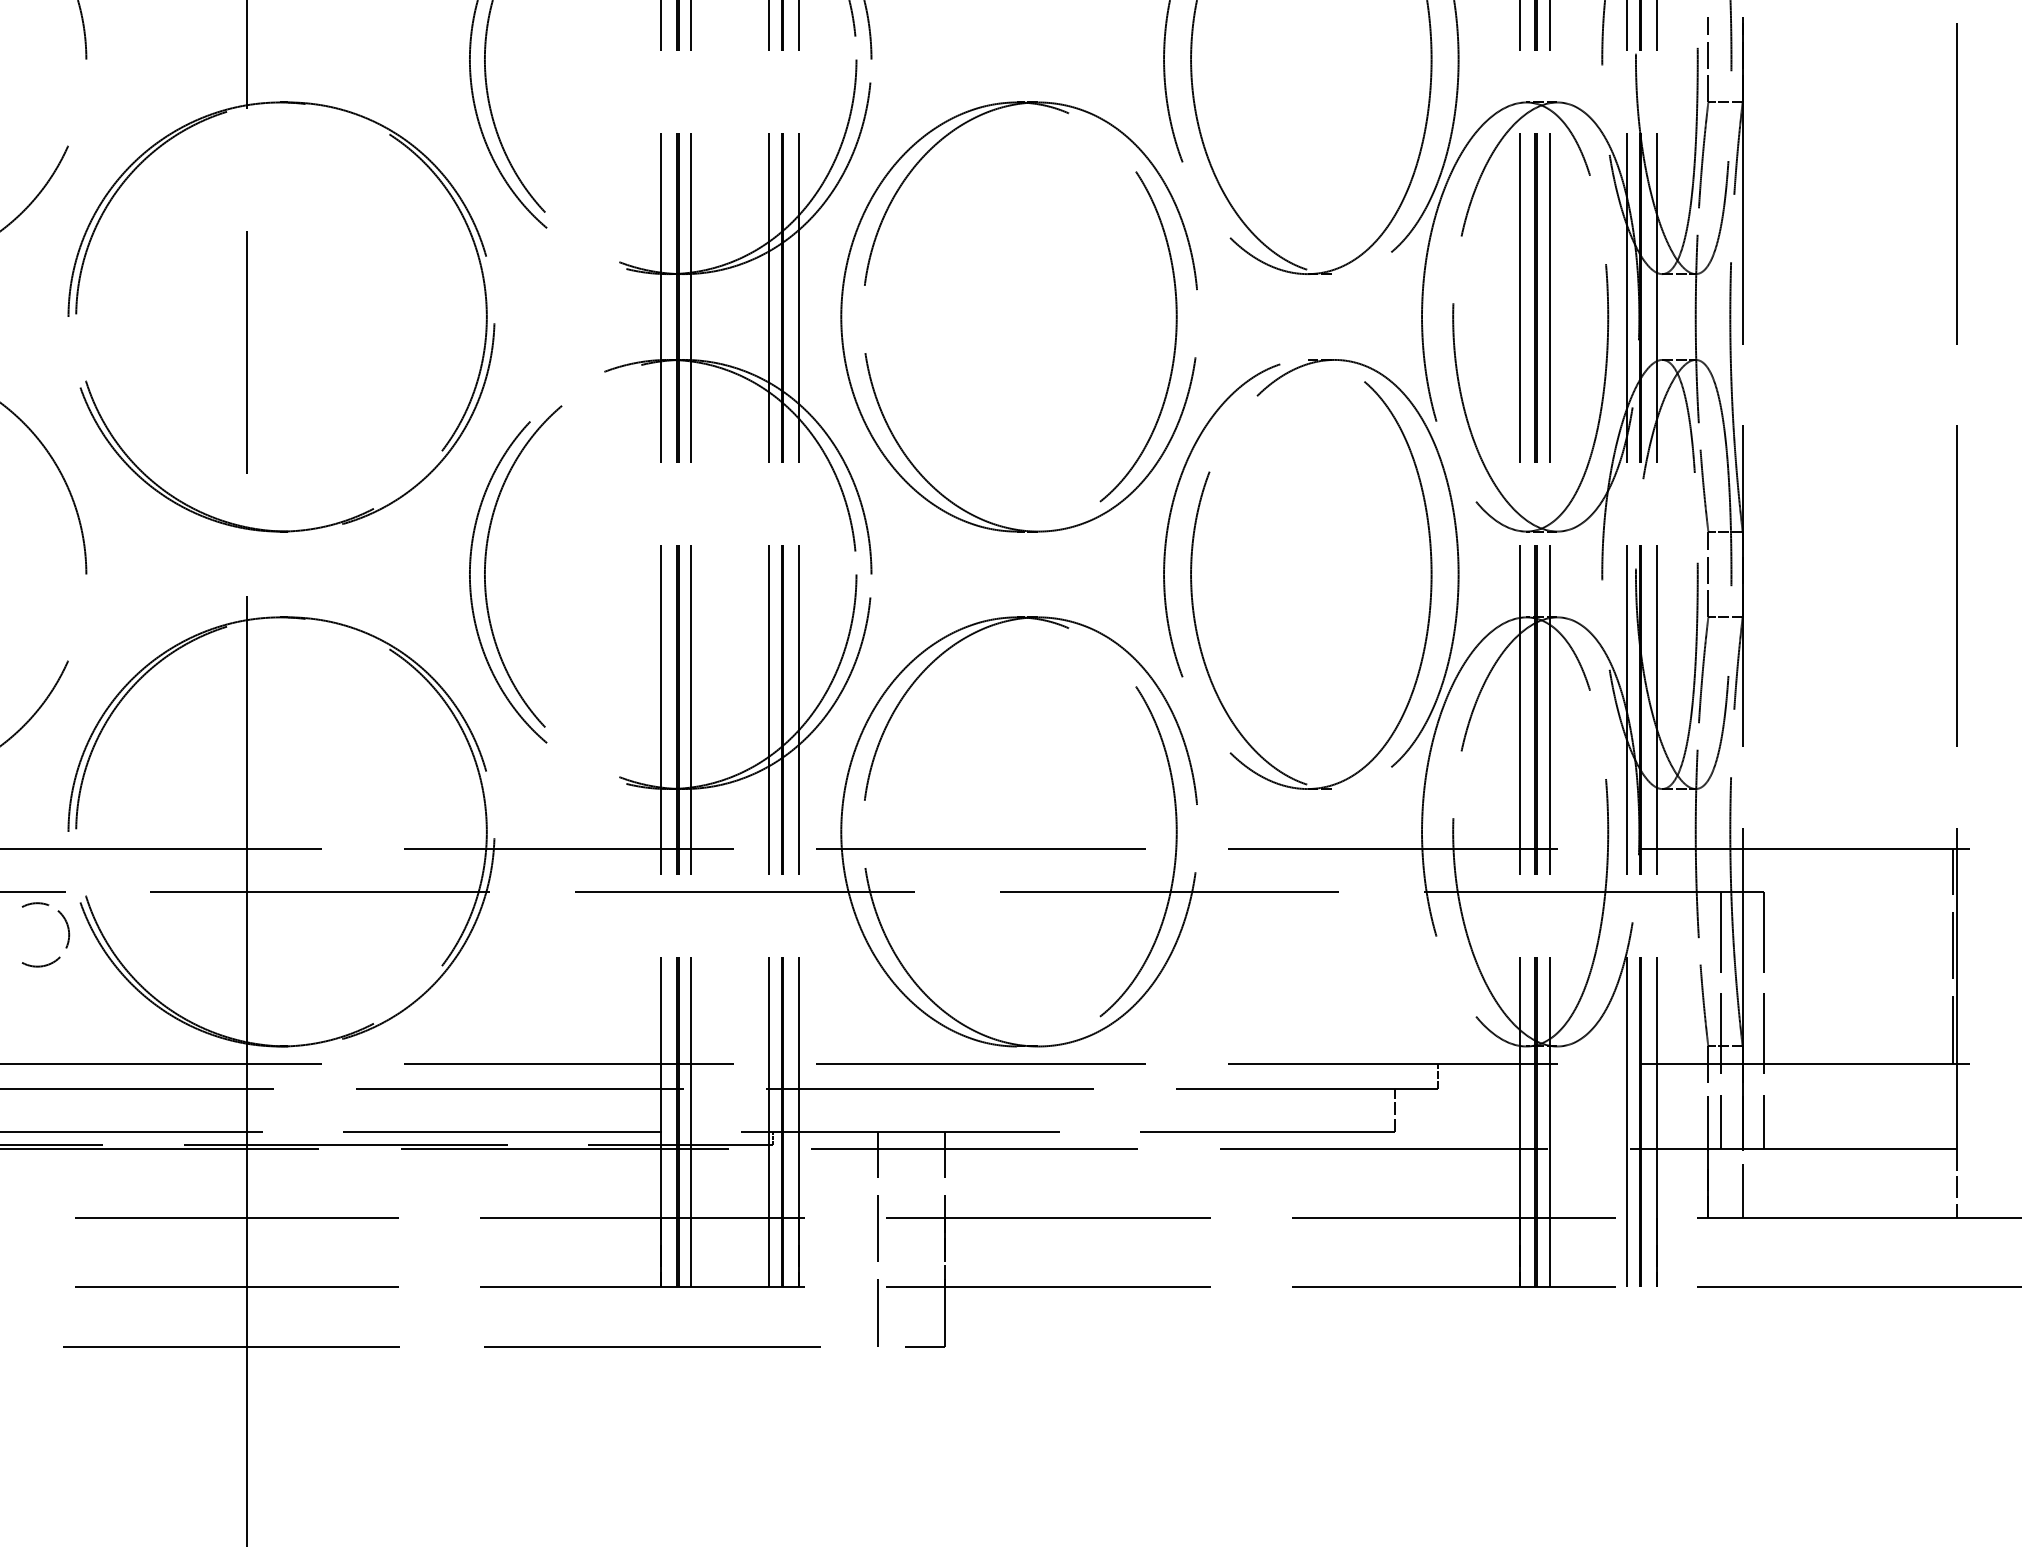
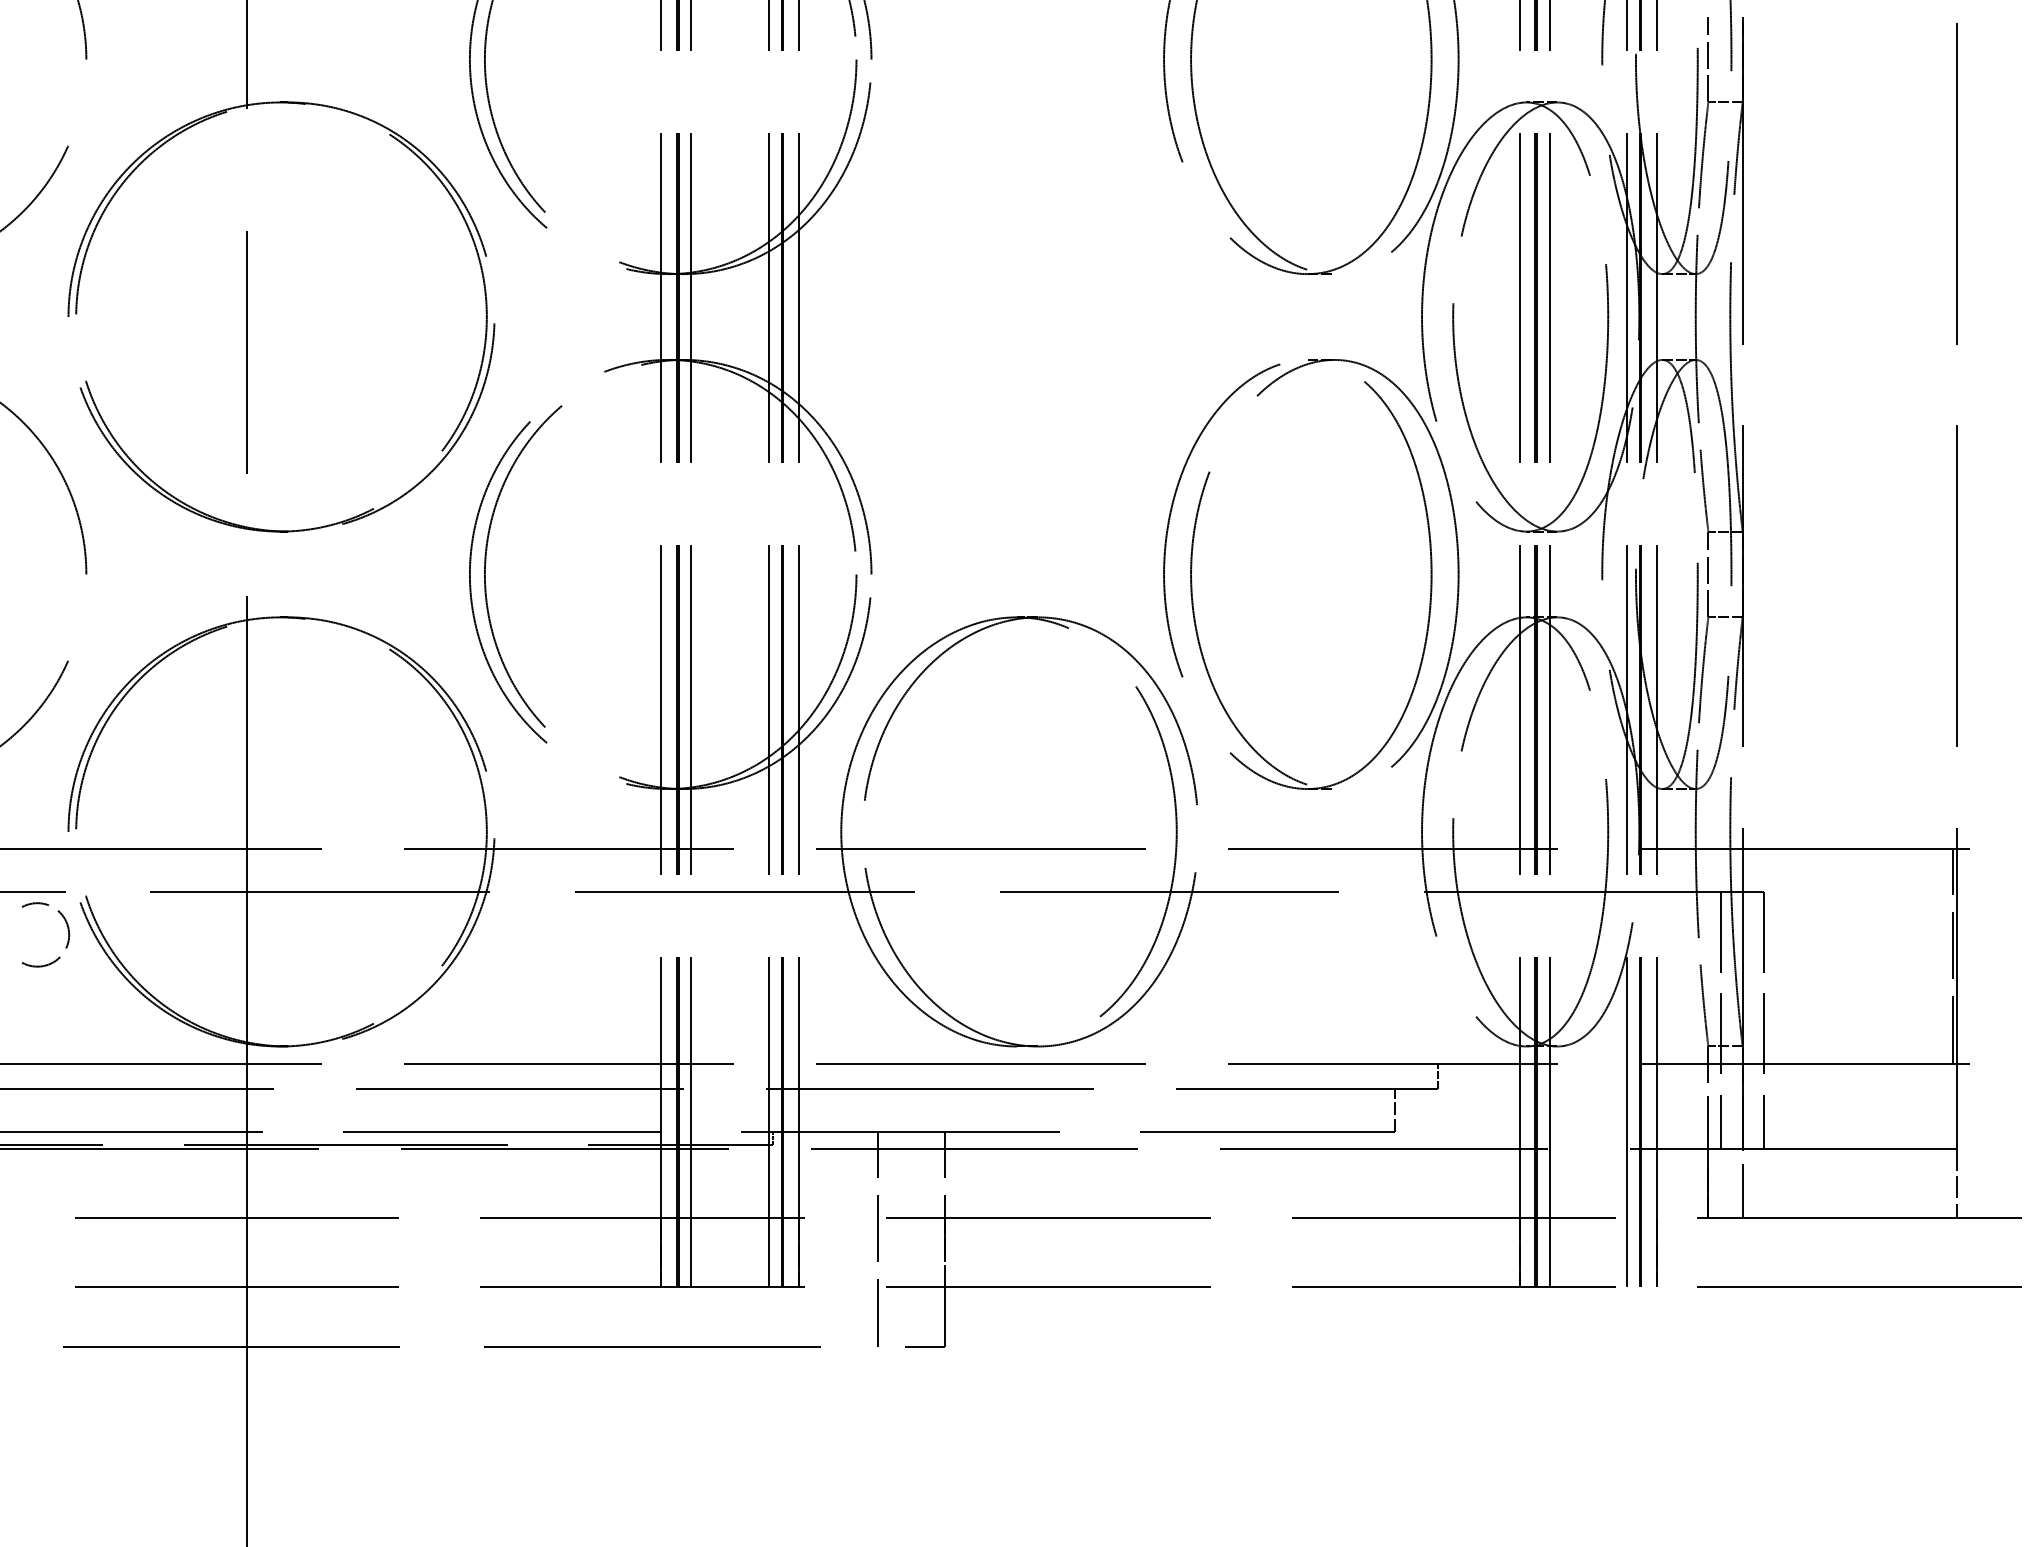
part: present -> none (866, 282)
